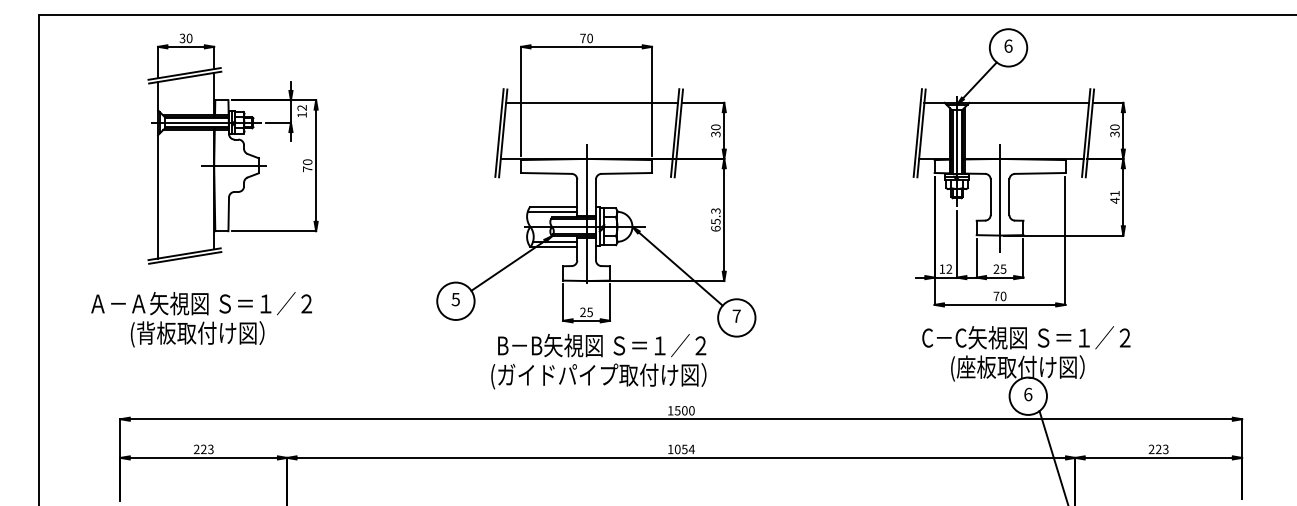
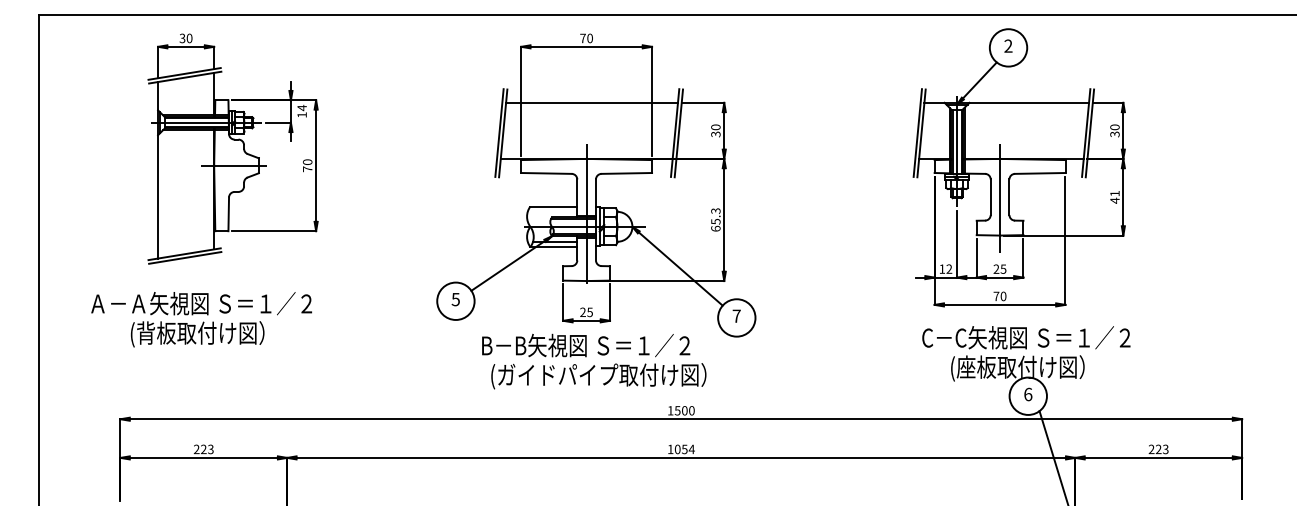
text: 6 -> 2 (1008, 45)
text: 12 -> 14 (301, 107)
line: present -> none (552, 211)
text position: (602, 345) -> (586, 345) (586, 345)
